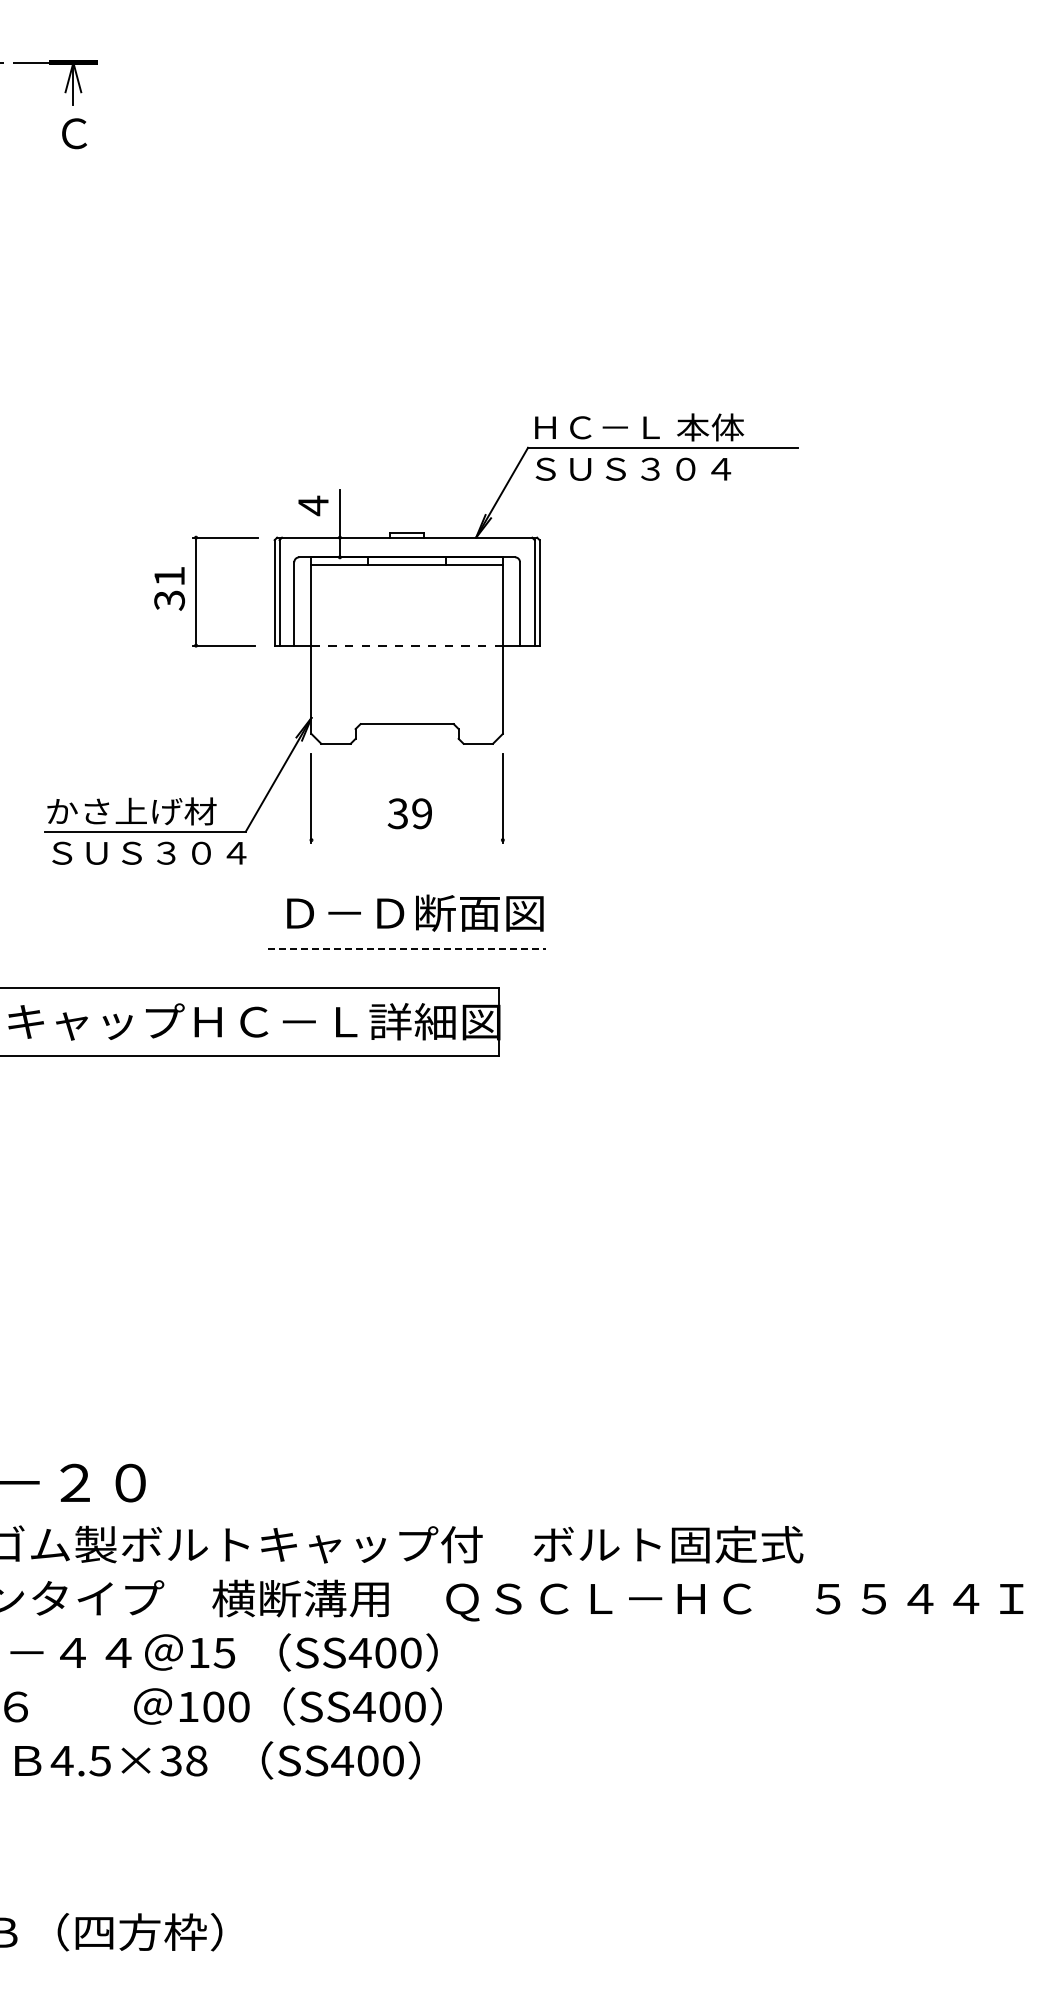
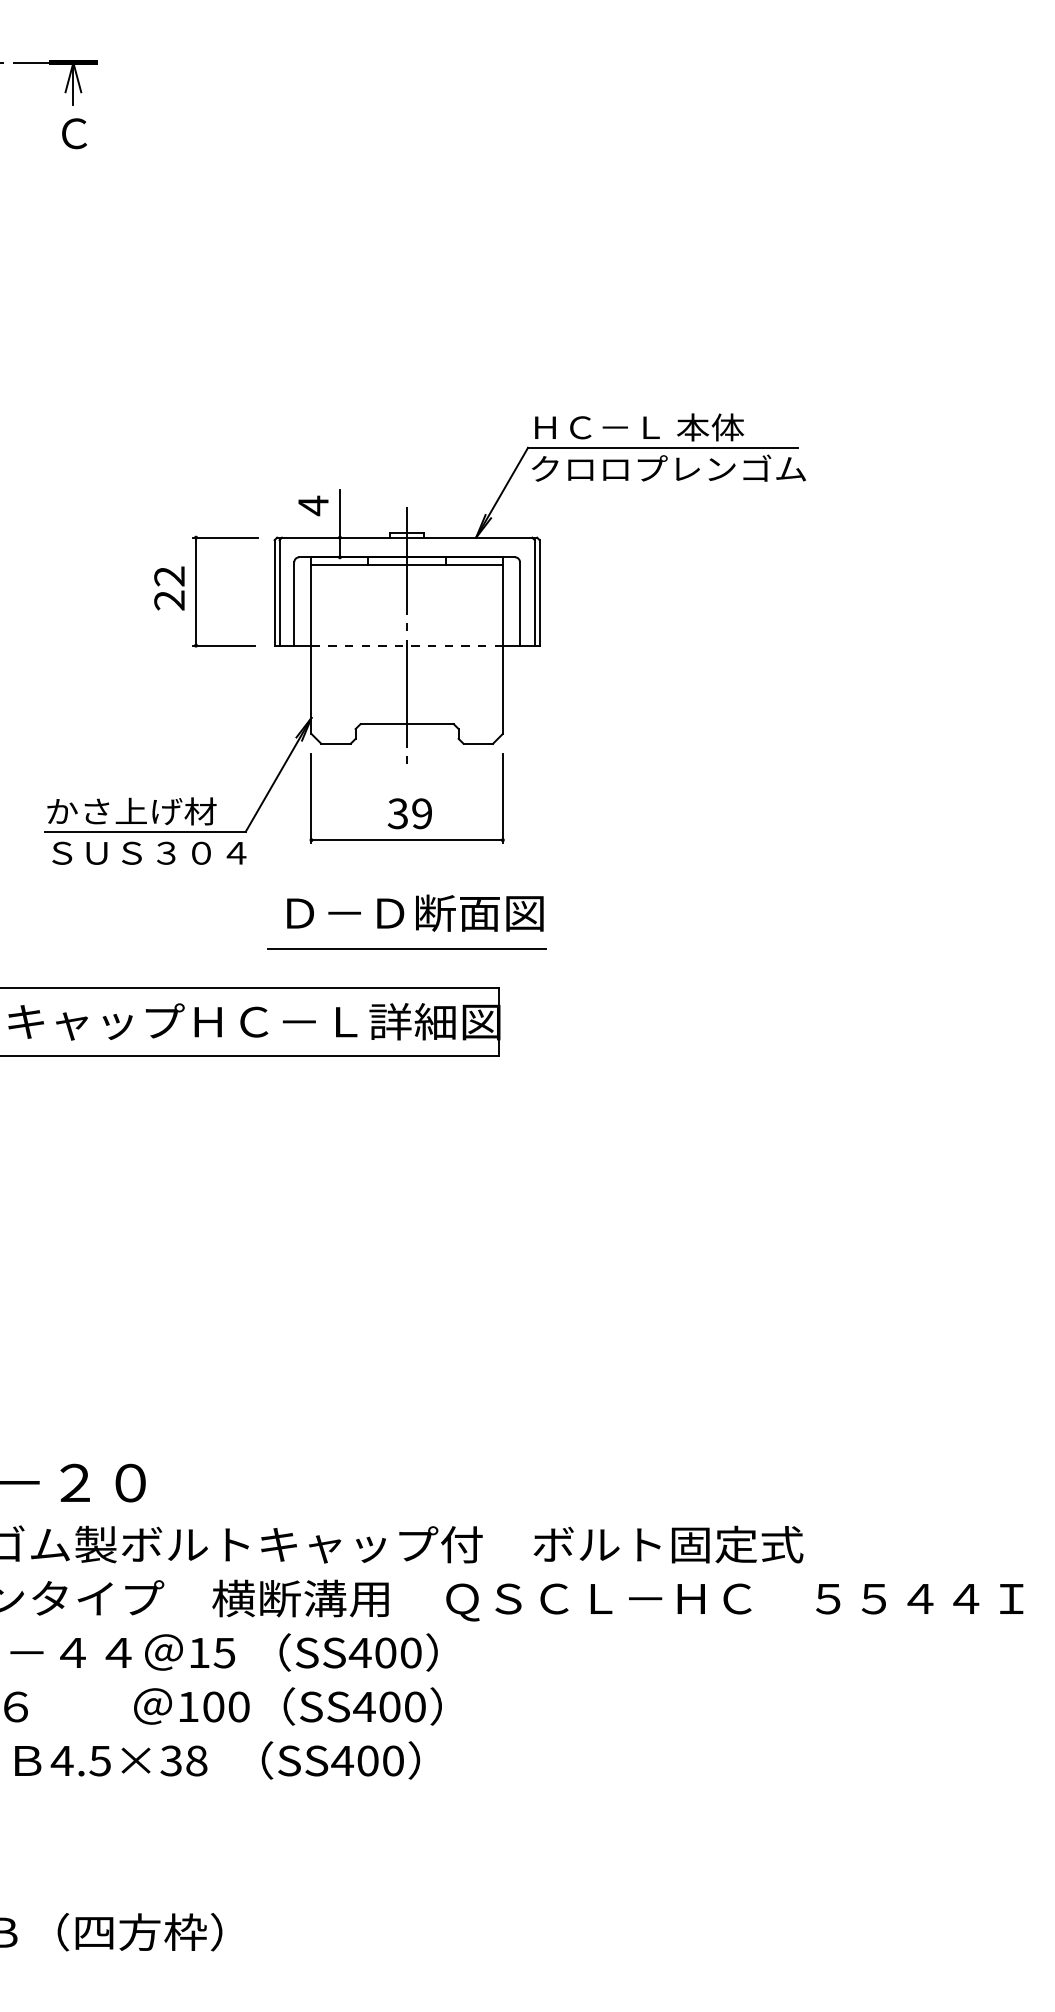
text: ＳＵＳ３０４ -> クロロプレンゴム (668, 467)
text: 31 -> 22 (169, 588)
line: none -> present (407, 634)
line: none -> present (406, 840)
line: dashed -> solid (407, 948)
